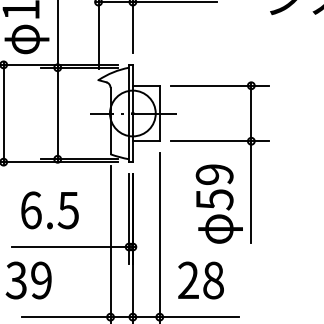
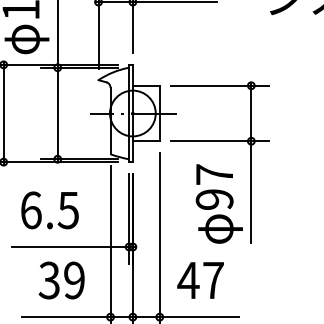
text: 59 -> 97 (214, 187)
text position: (28, 280) -> (61, 280) (61, 280)
text: 28 -> 47 (200, 280)
